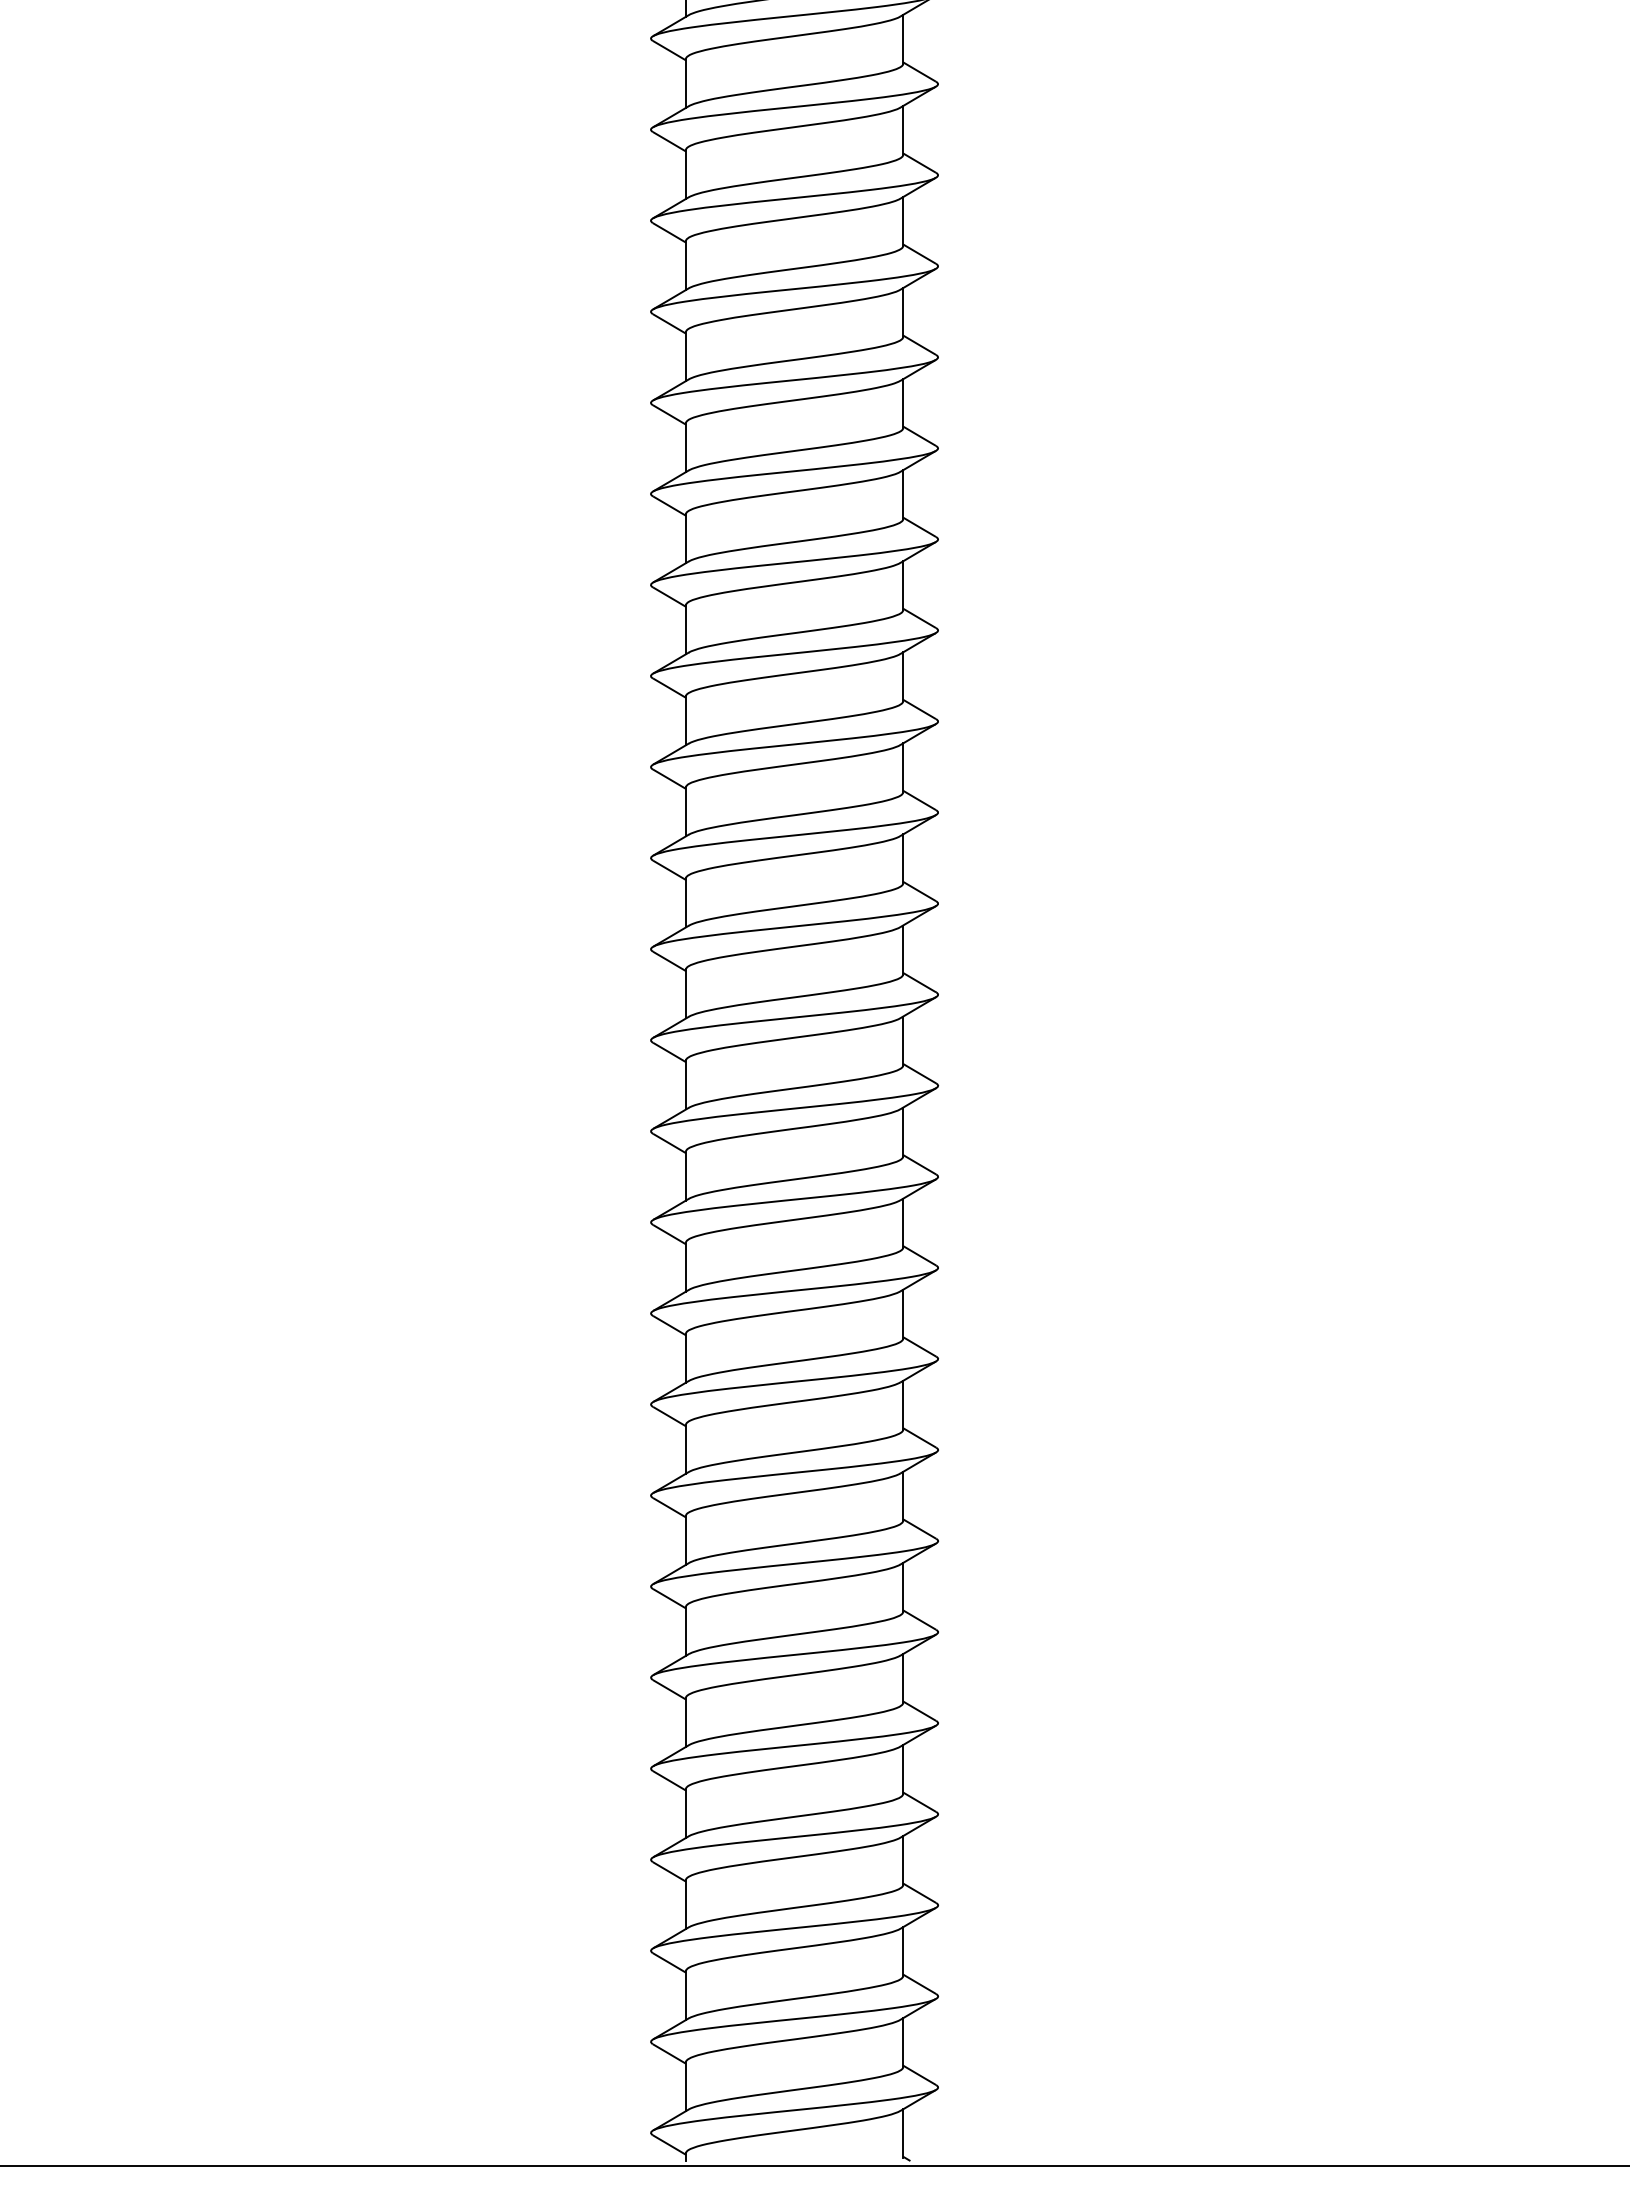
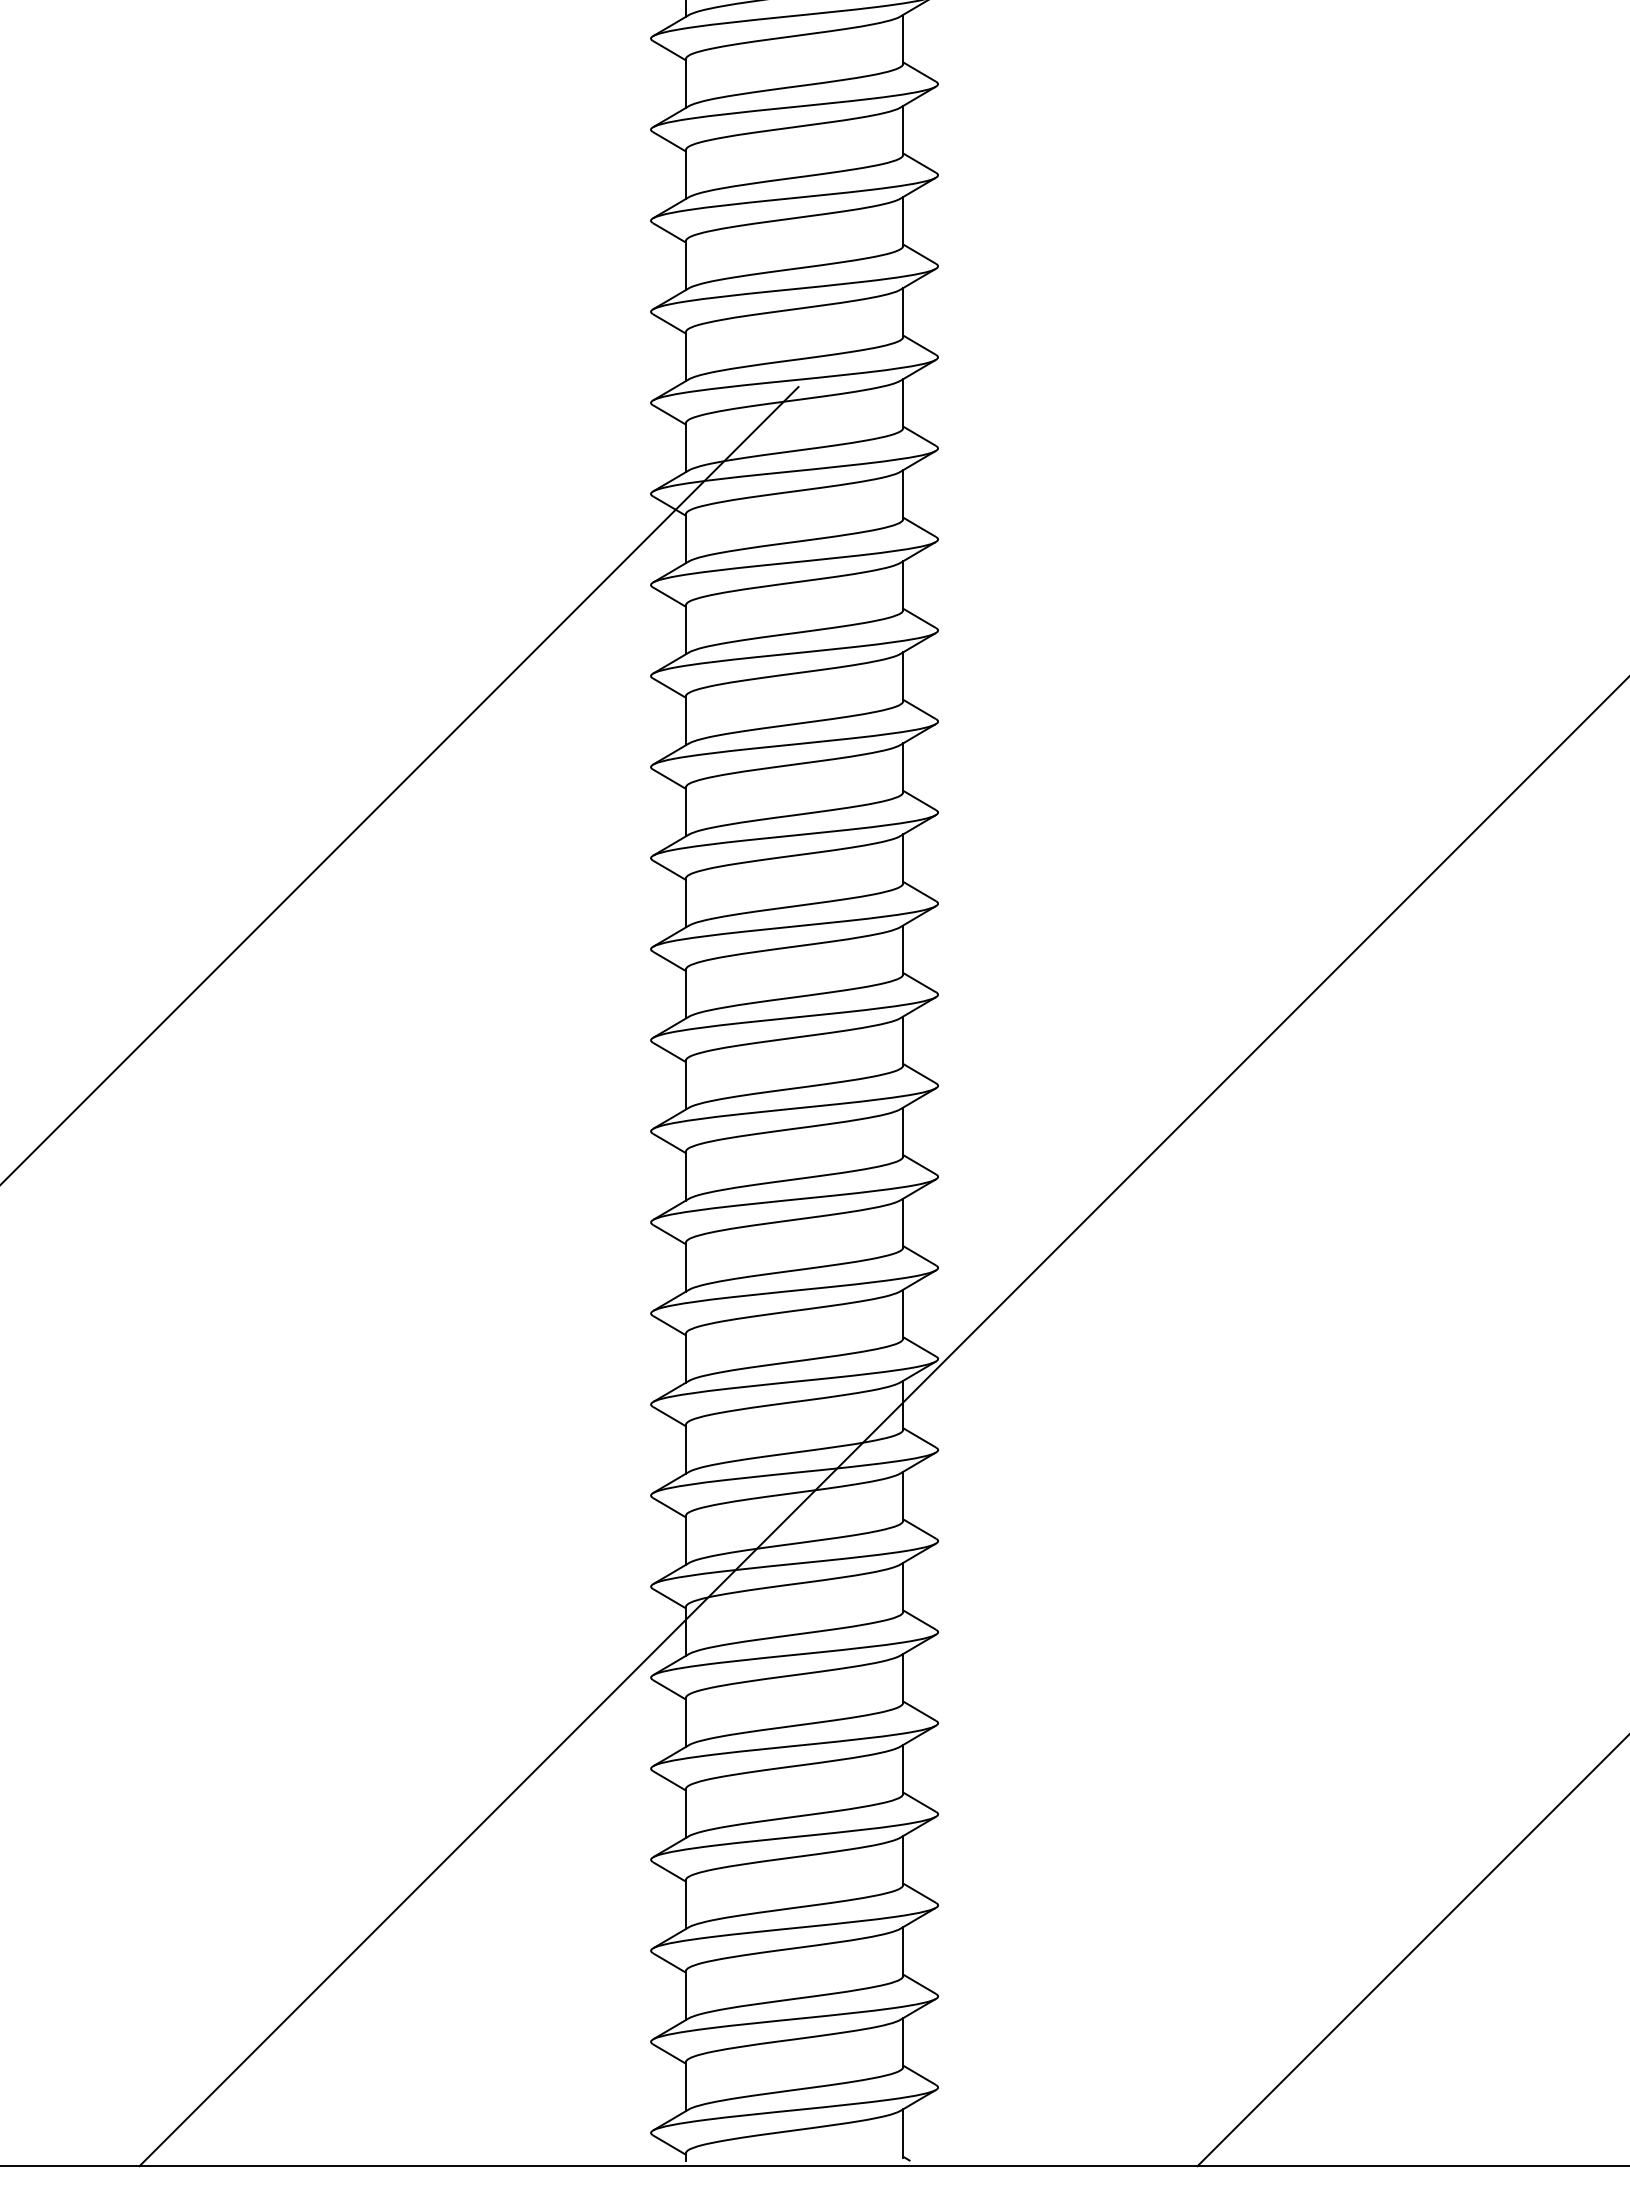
line: none -> present (400, 784)
line: none -> present (882, 1422)
line: none -> present (1411, 1951)
